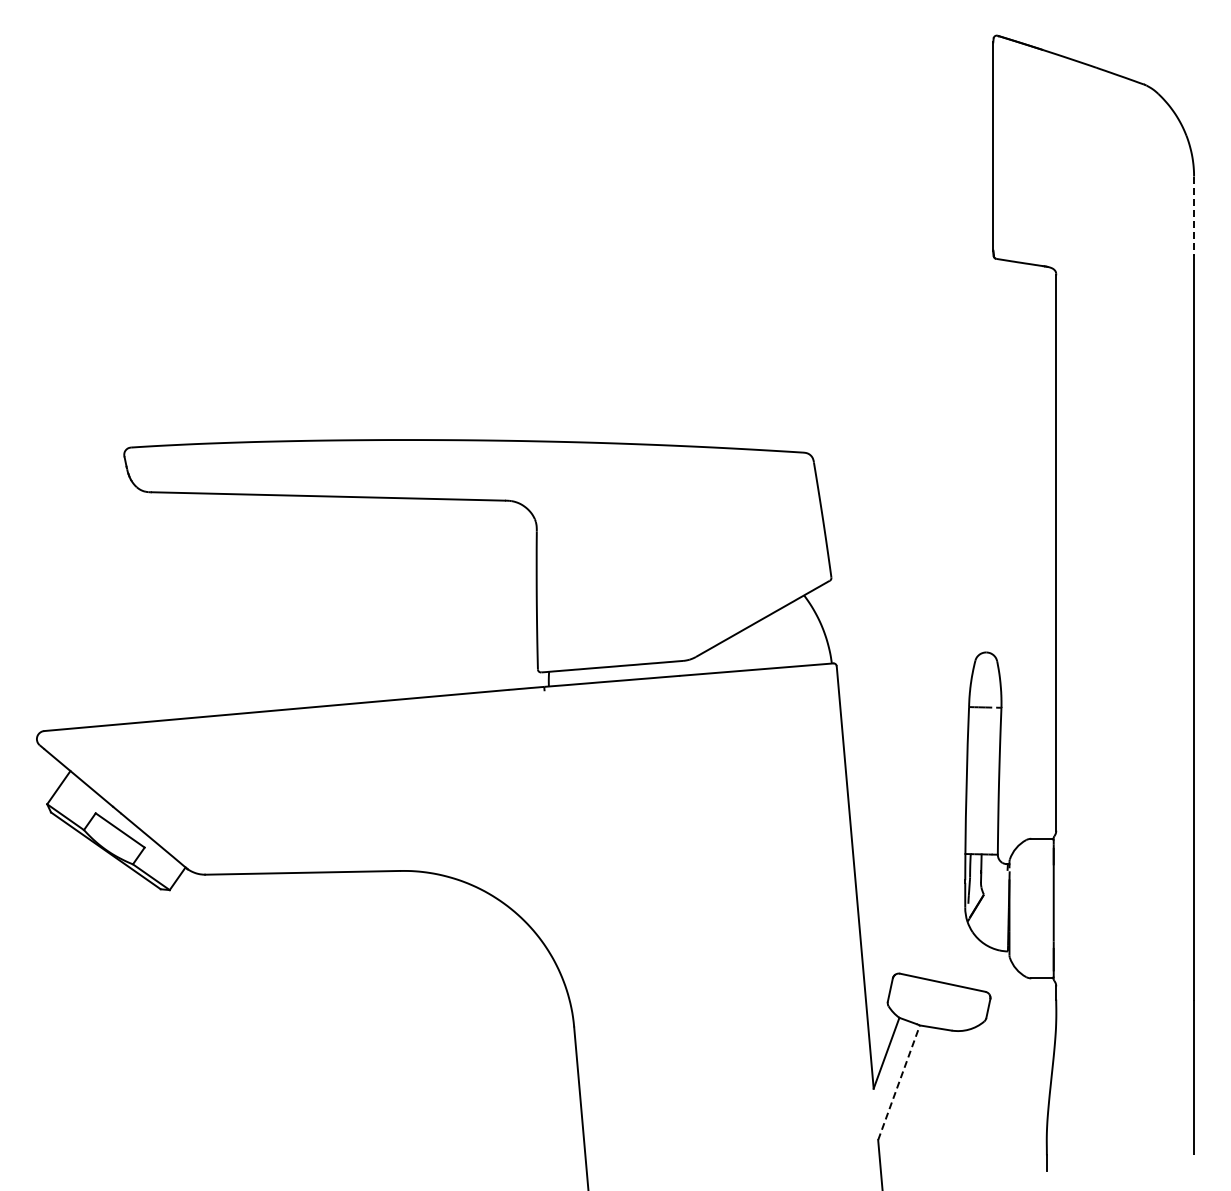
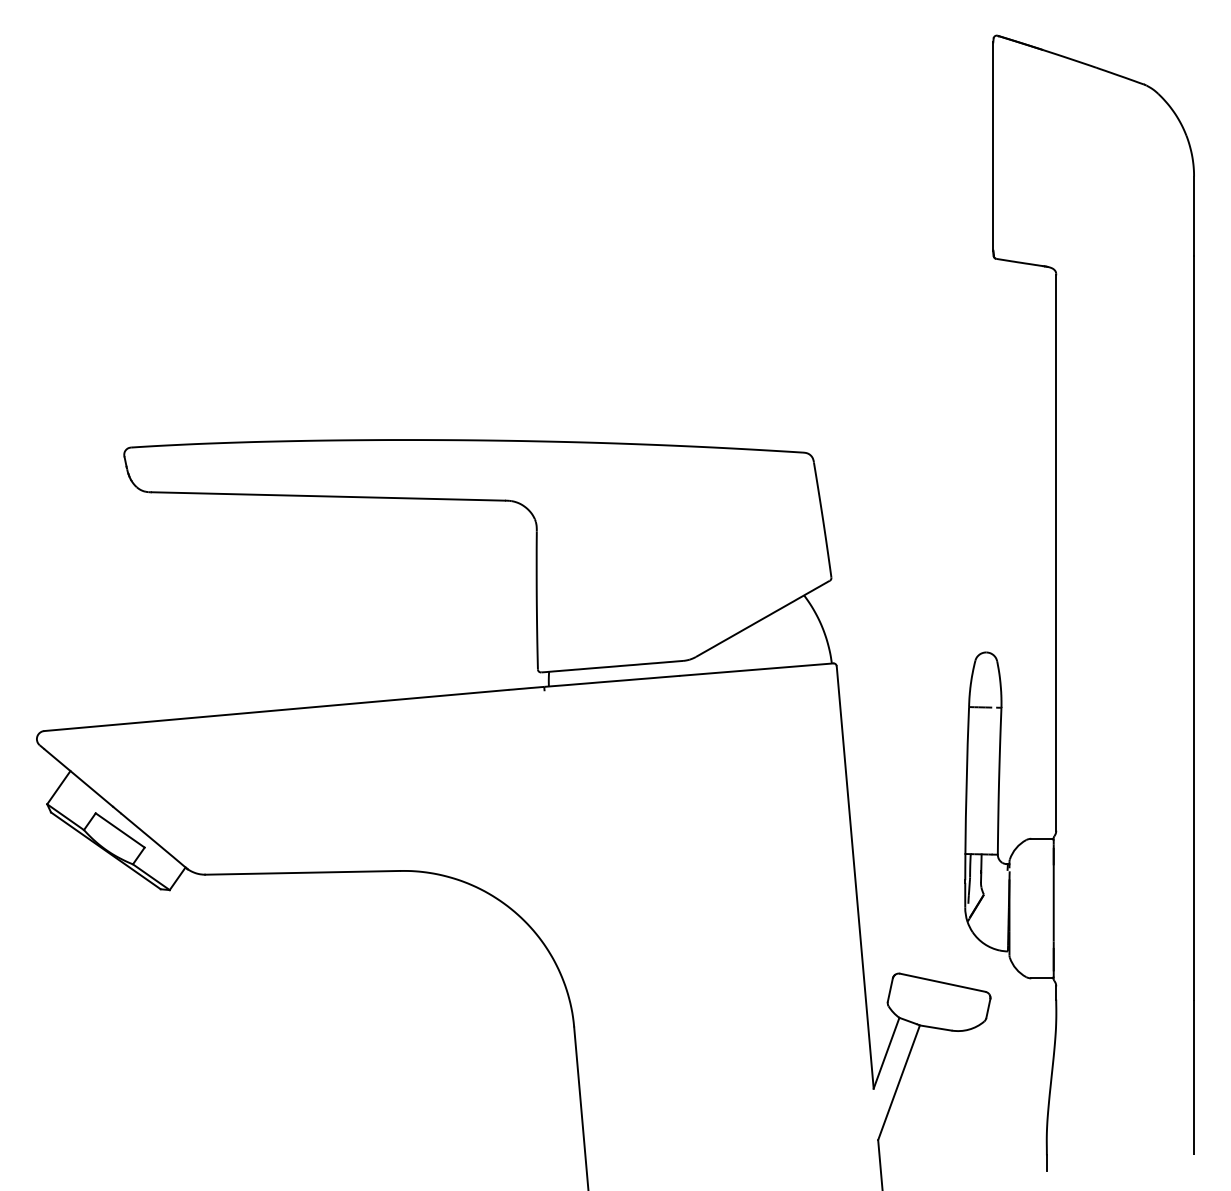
line: dashed -> solid (1194, 216)
line: dashed -> solid (899, 1082)
